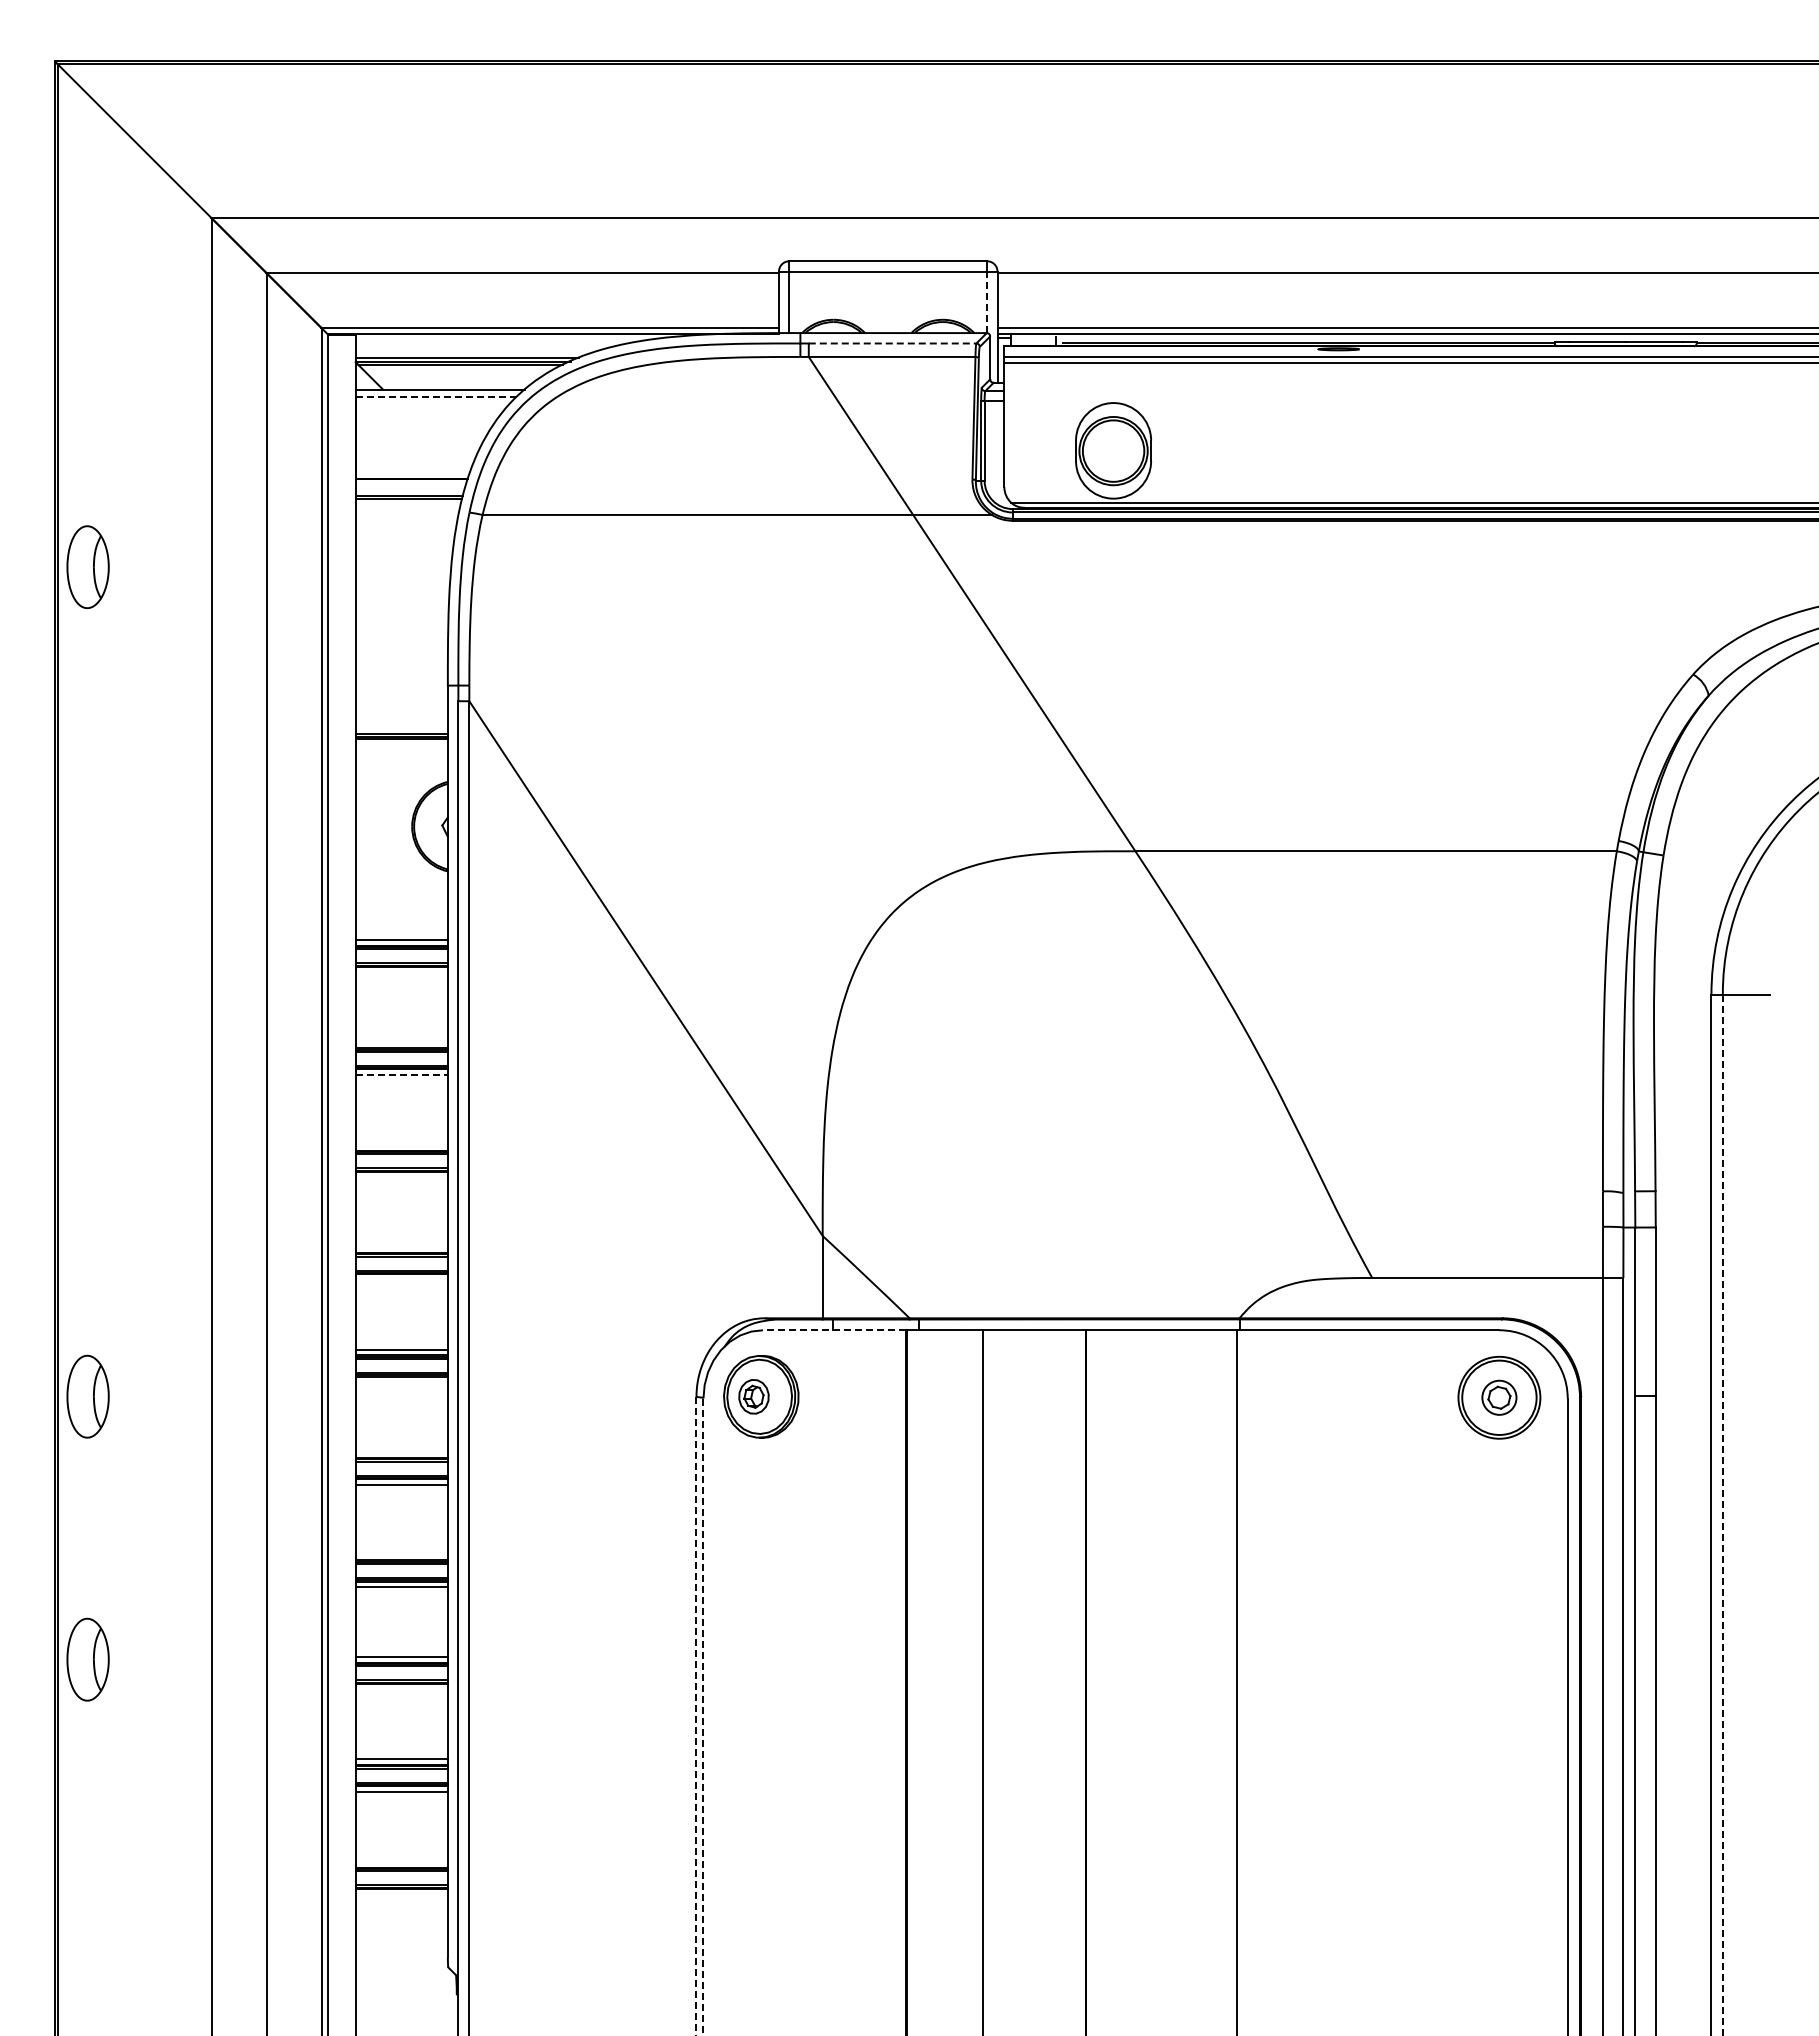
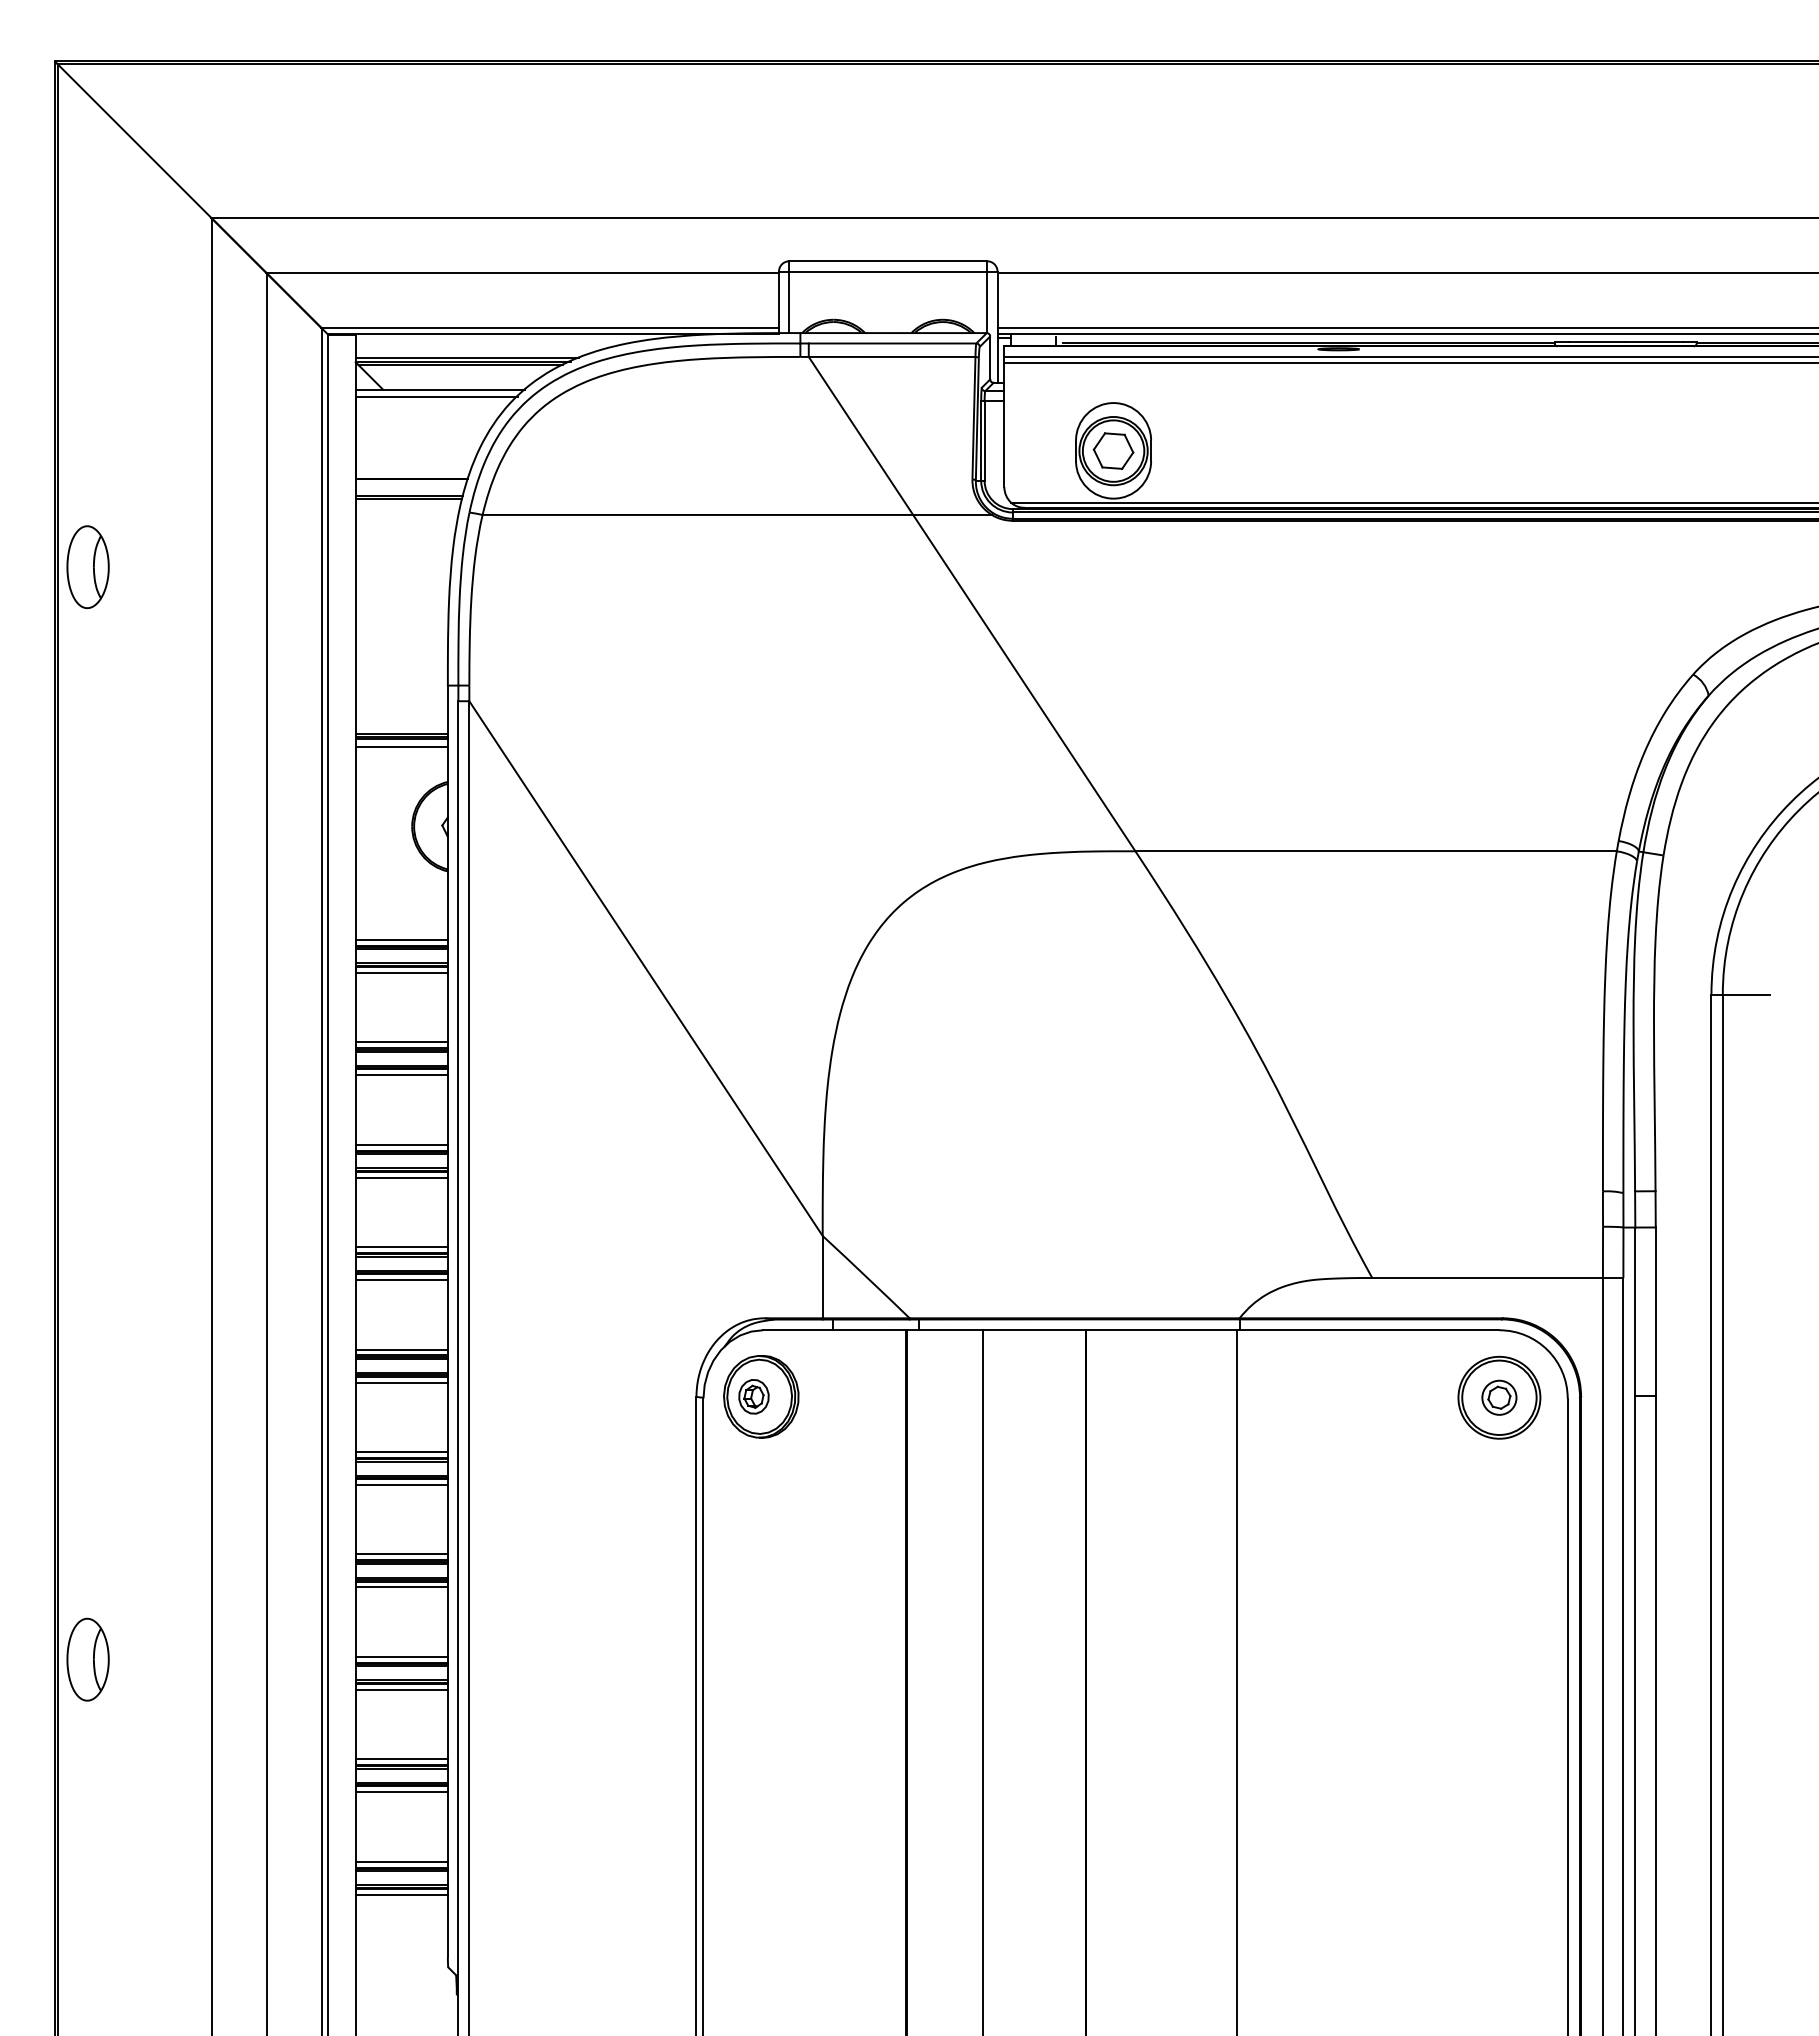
line: dashed -> solid (987, 302)
line: dashed -> solid (892, 343)
line: dashed -> solid (437, 396)
part: none -> present (1113, 450)
line: none -> present (401, 747)
line: none -> present (401, 972)
line: none -> present (401, 1042)
line: dashed -> solid (402, 1075)
line: none -> present (401, 1144)
line: none -> present (401, 1177)
line: none -> present (401, 1247)
line: none -> present (401, 1280)
line: dashed -> solid (834, 1330)
line: none -> present (401, 1382)
part: present -> none (87, 1396)
line: none -> present (401, 1452)
line: dashed -> solid (1722, 1515)
line: none -> present (401, 1554)
line: none -> present (401, 1689)
line: dashed -> solid (696, 1716)
line: dashed -> solid (703, 1717)
line: none -> present (401, 1861)
line: none -> present (401, 1894)
